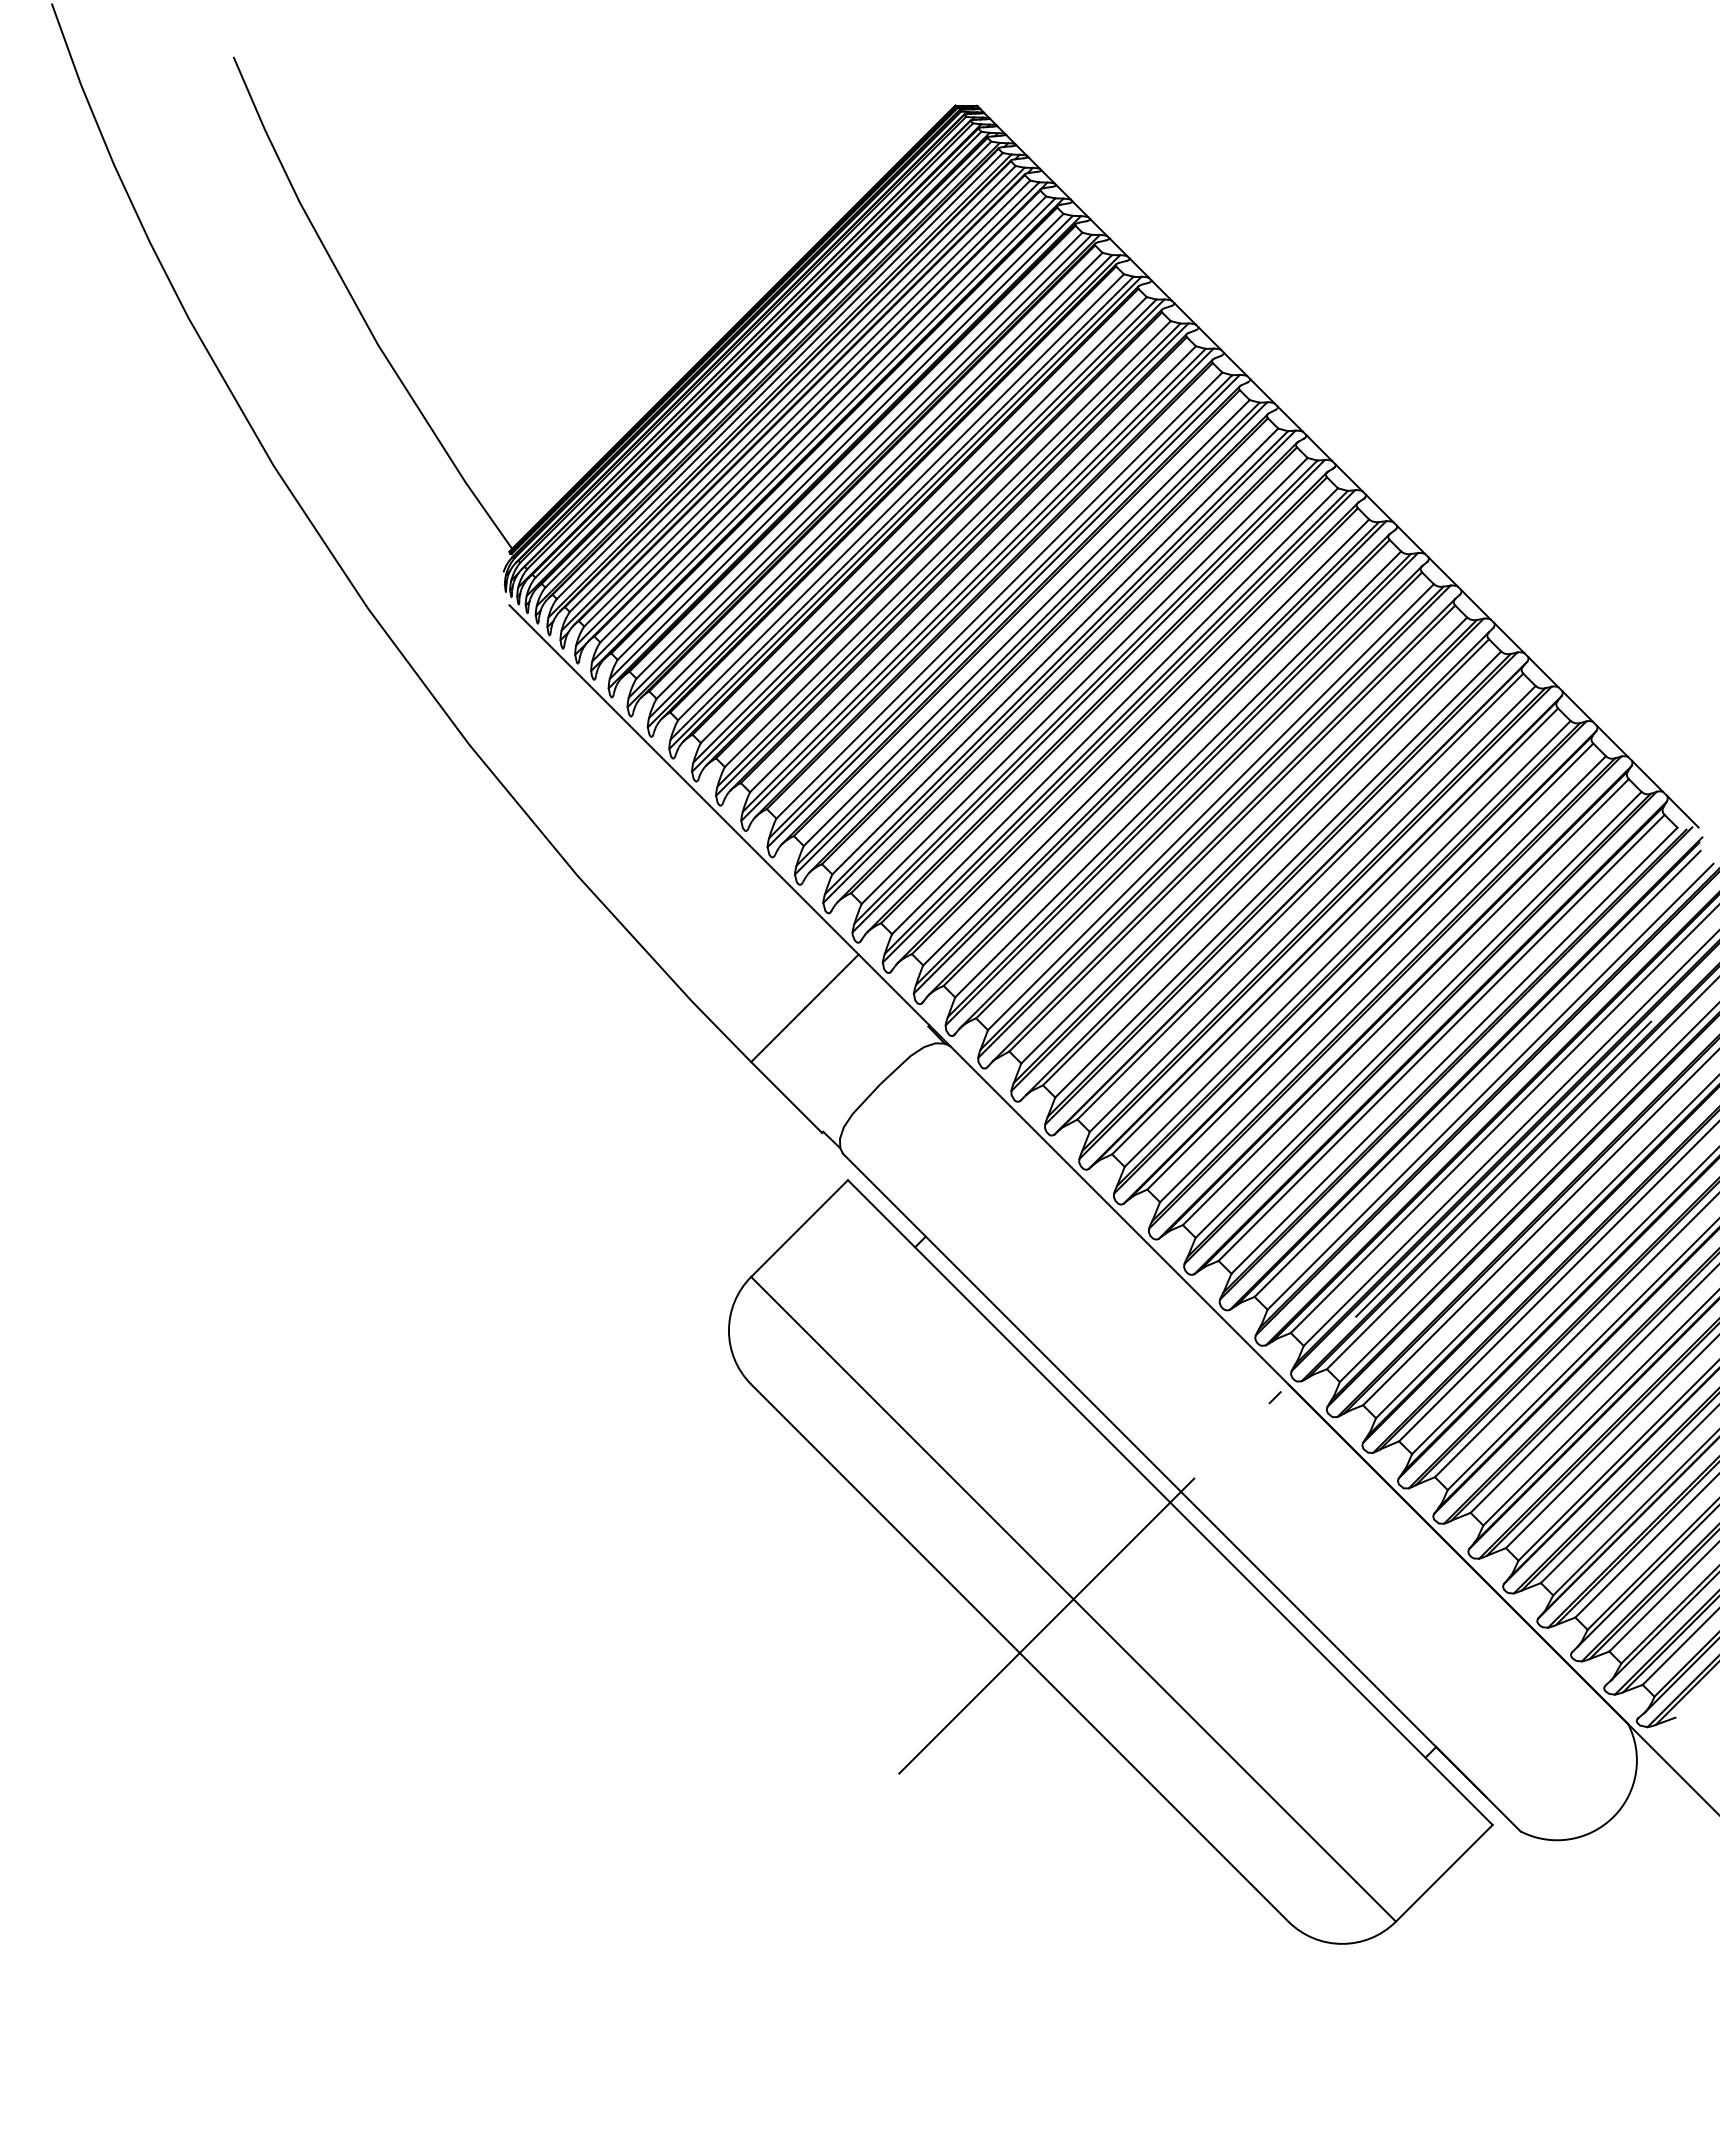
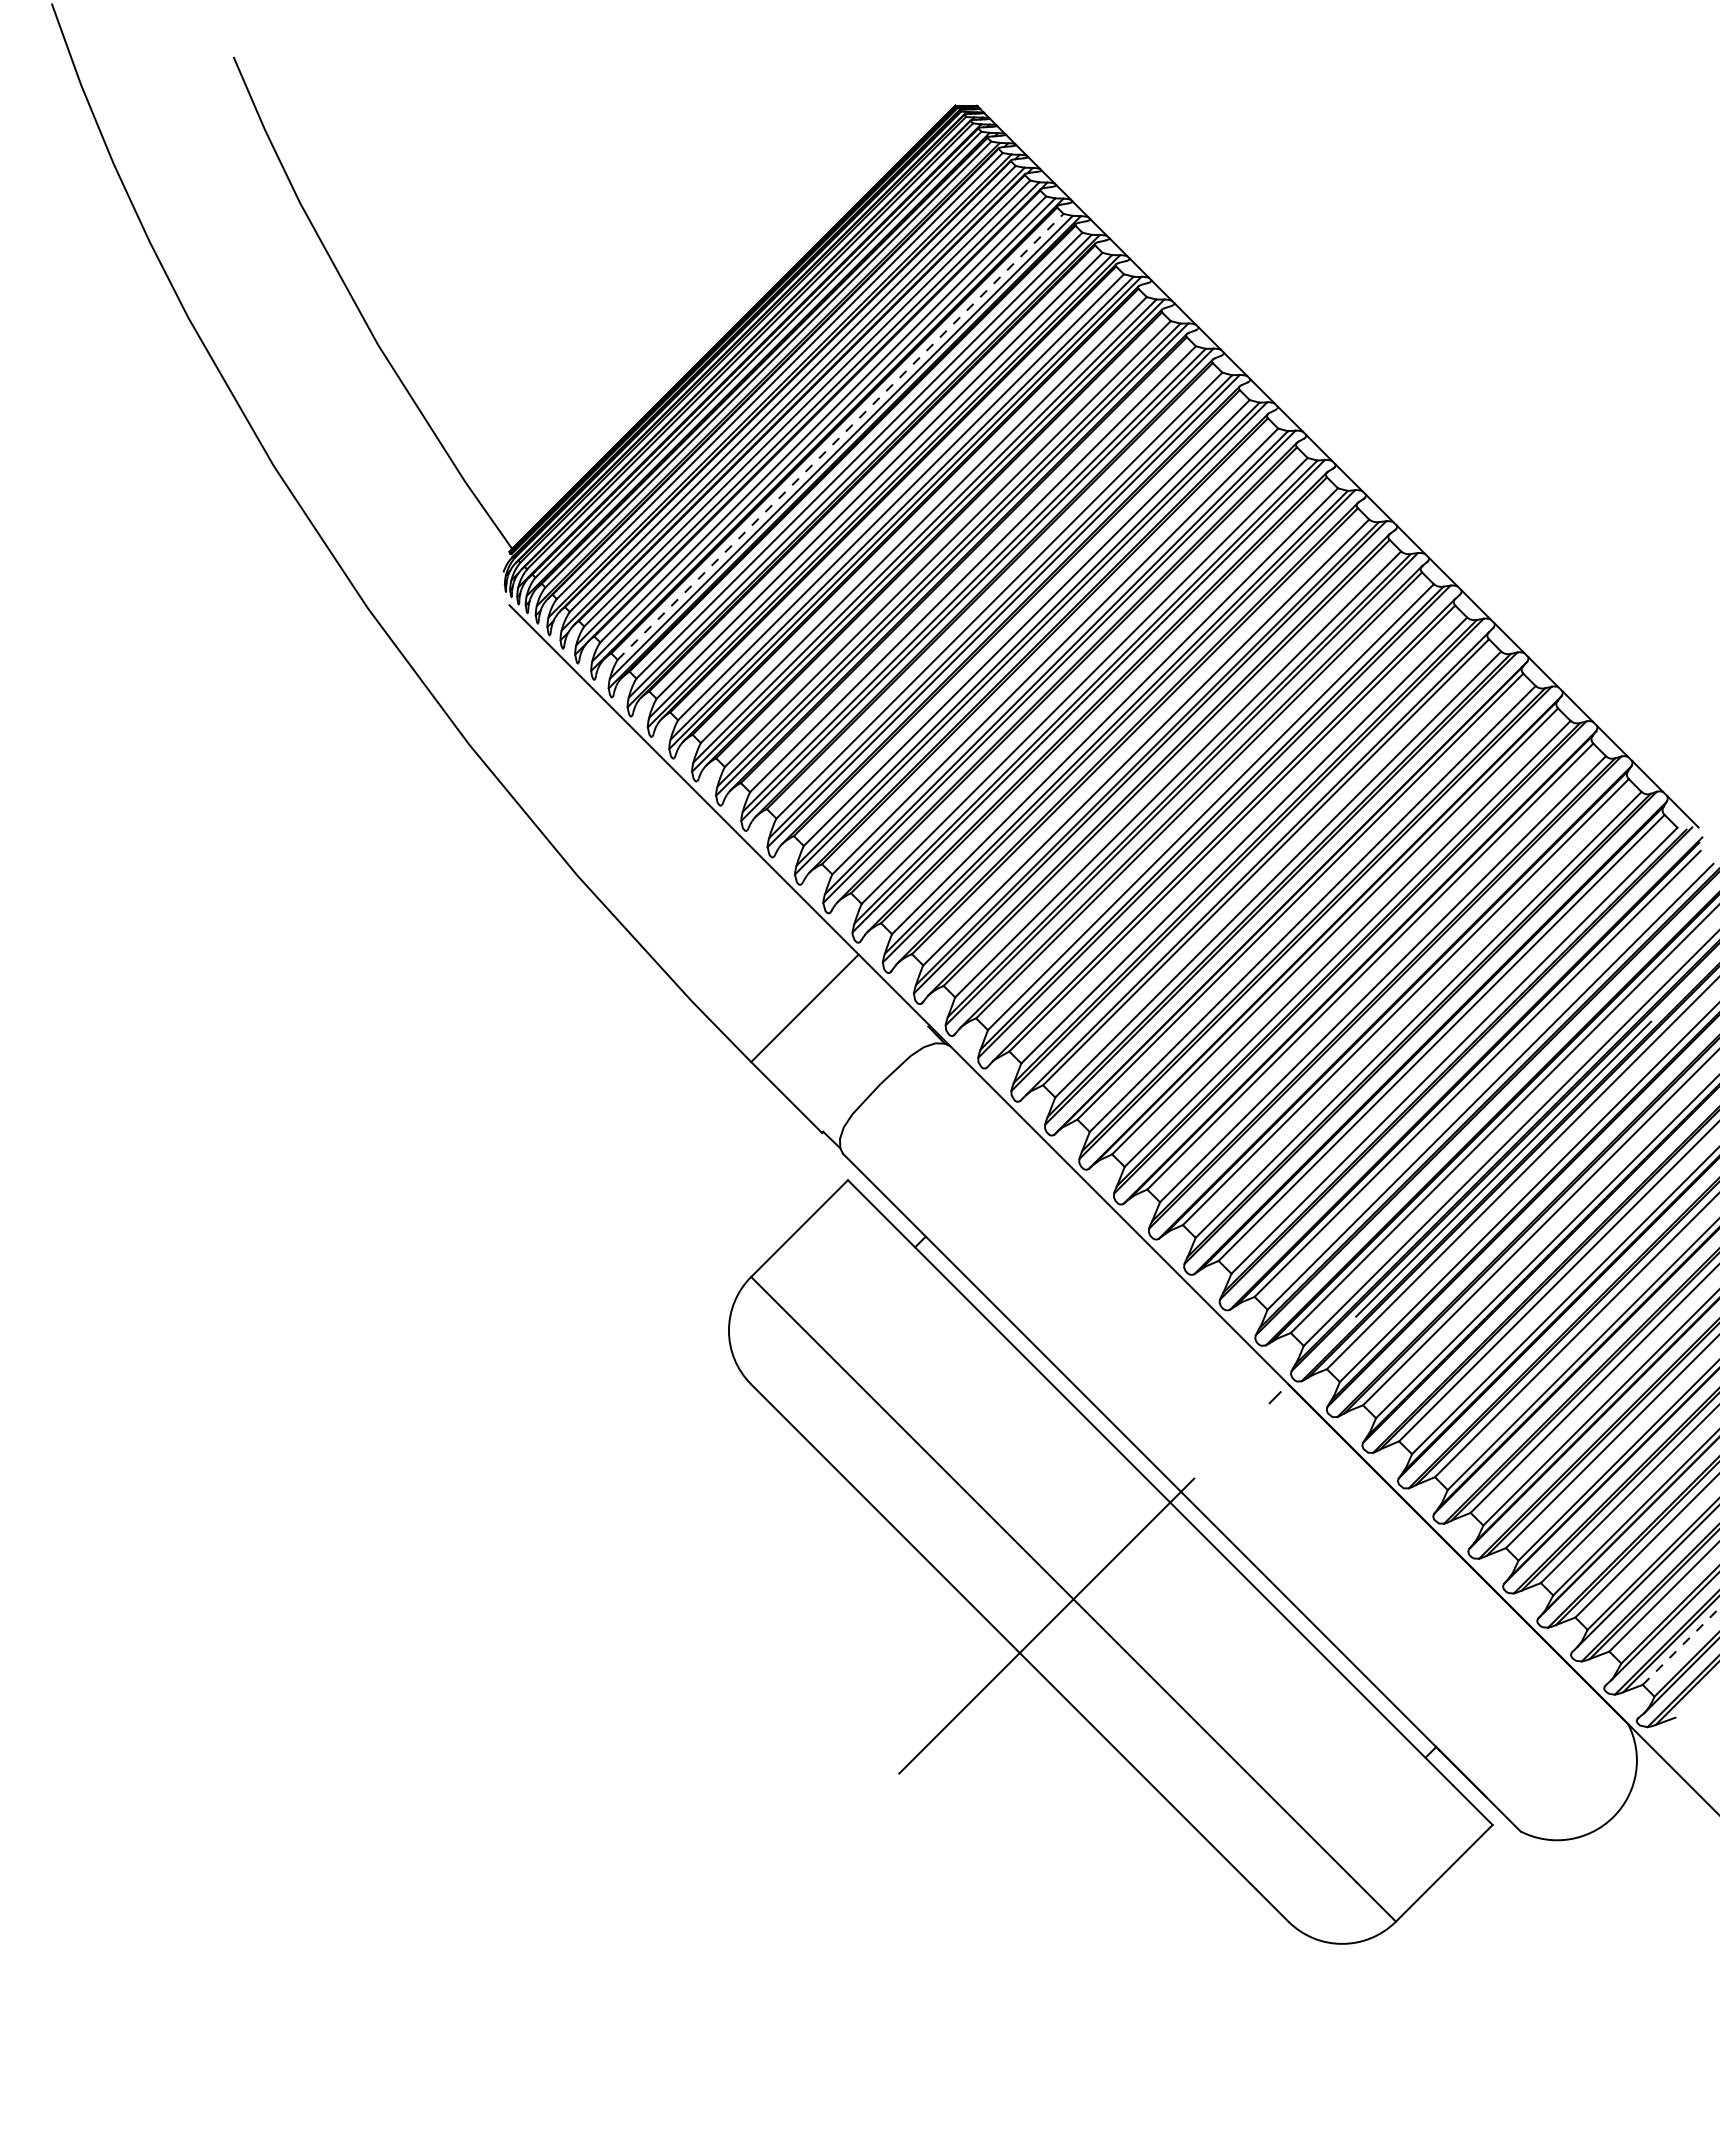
line: solid -> dashed (840, 436)
line: solid -> dashed (1681, 1646)
